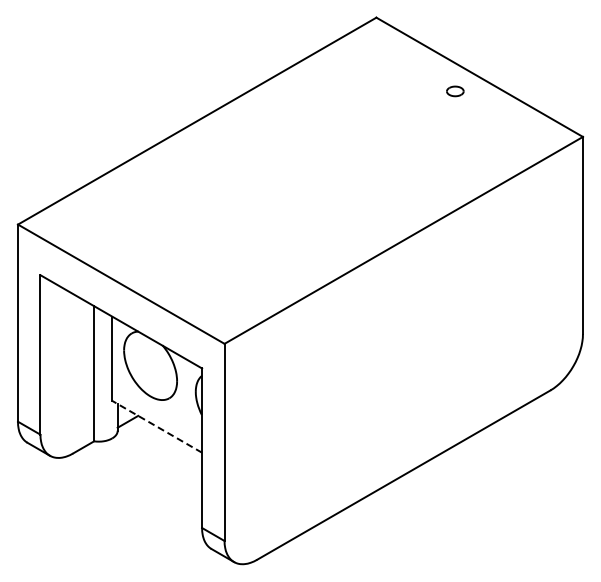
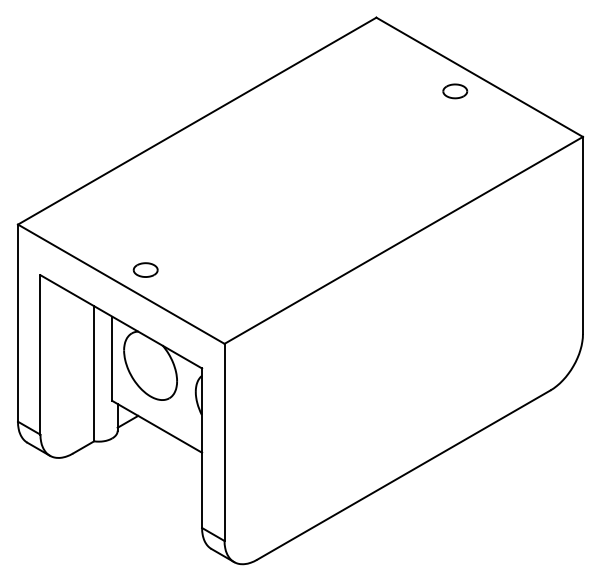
part size: 19x13 px -> 27x17 px (455, 91)
part: none -> present (145, 269)
line: dashed -> solid (157, 426)
